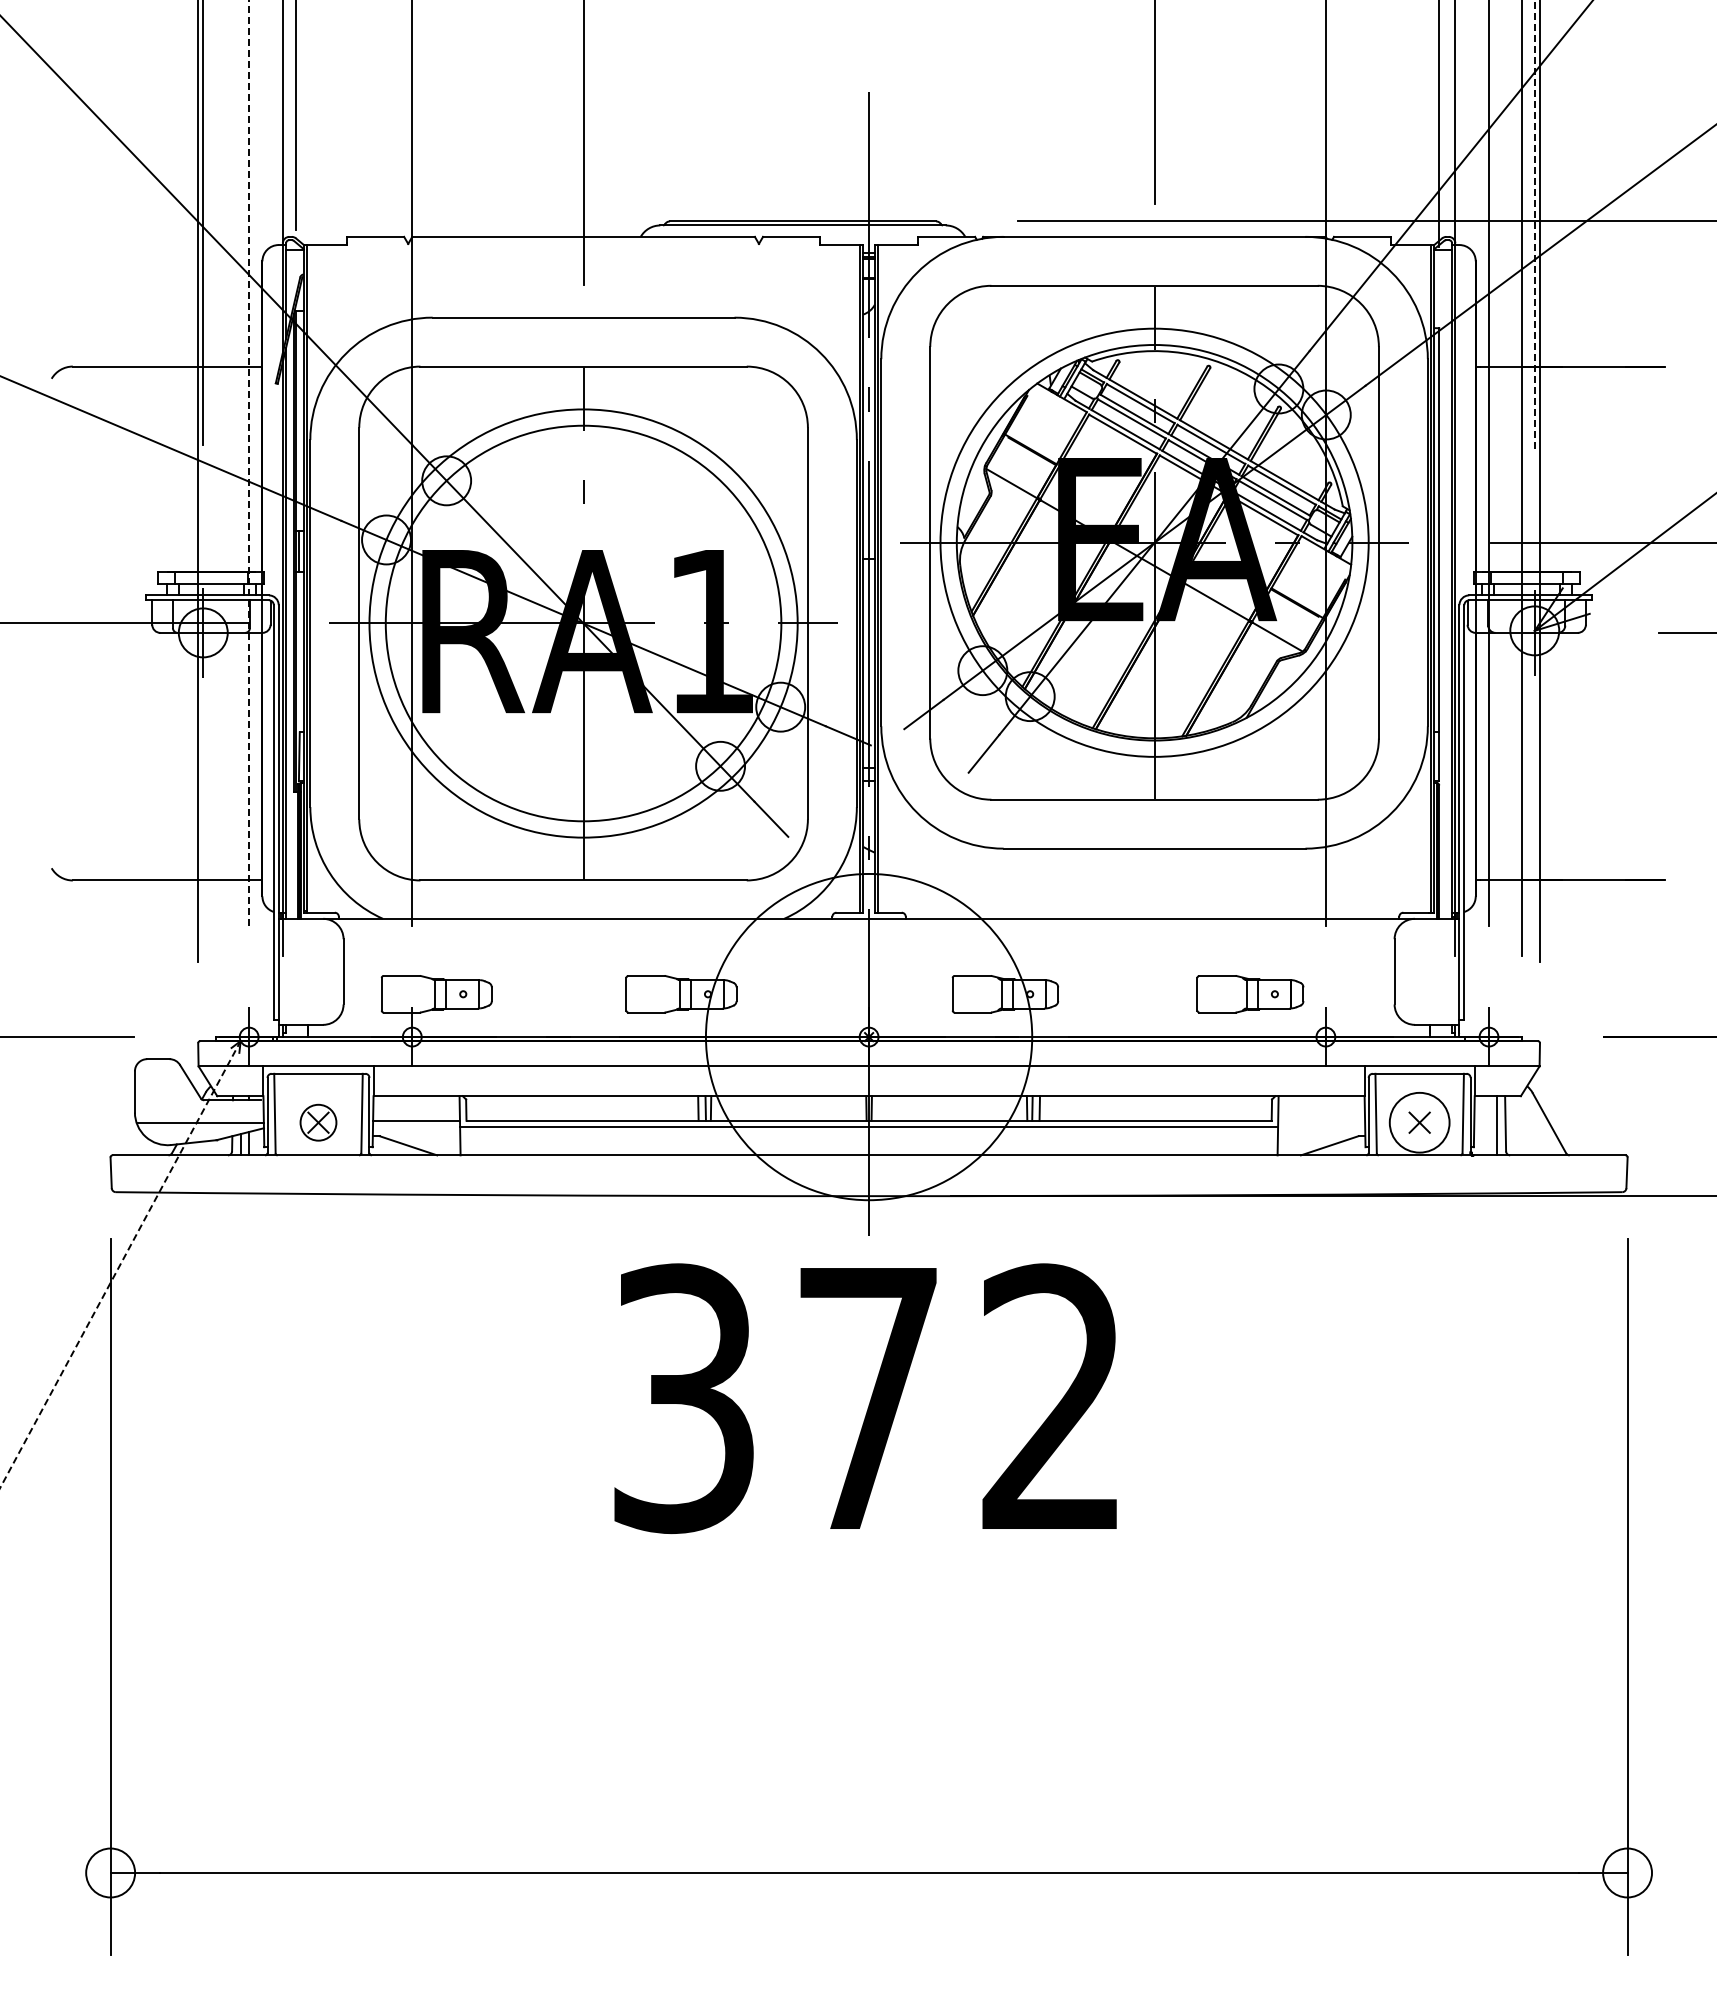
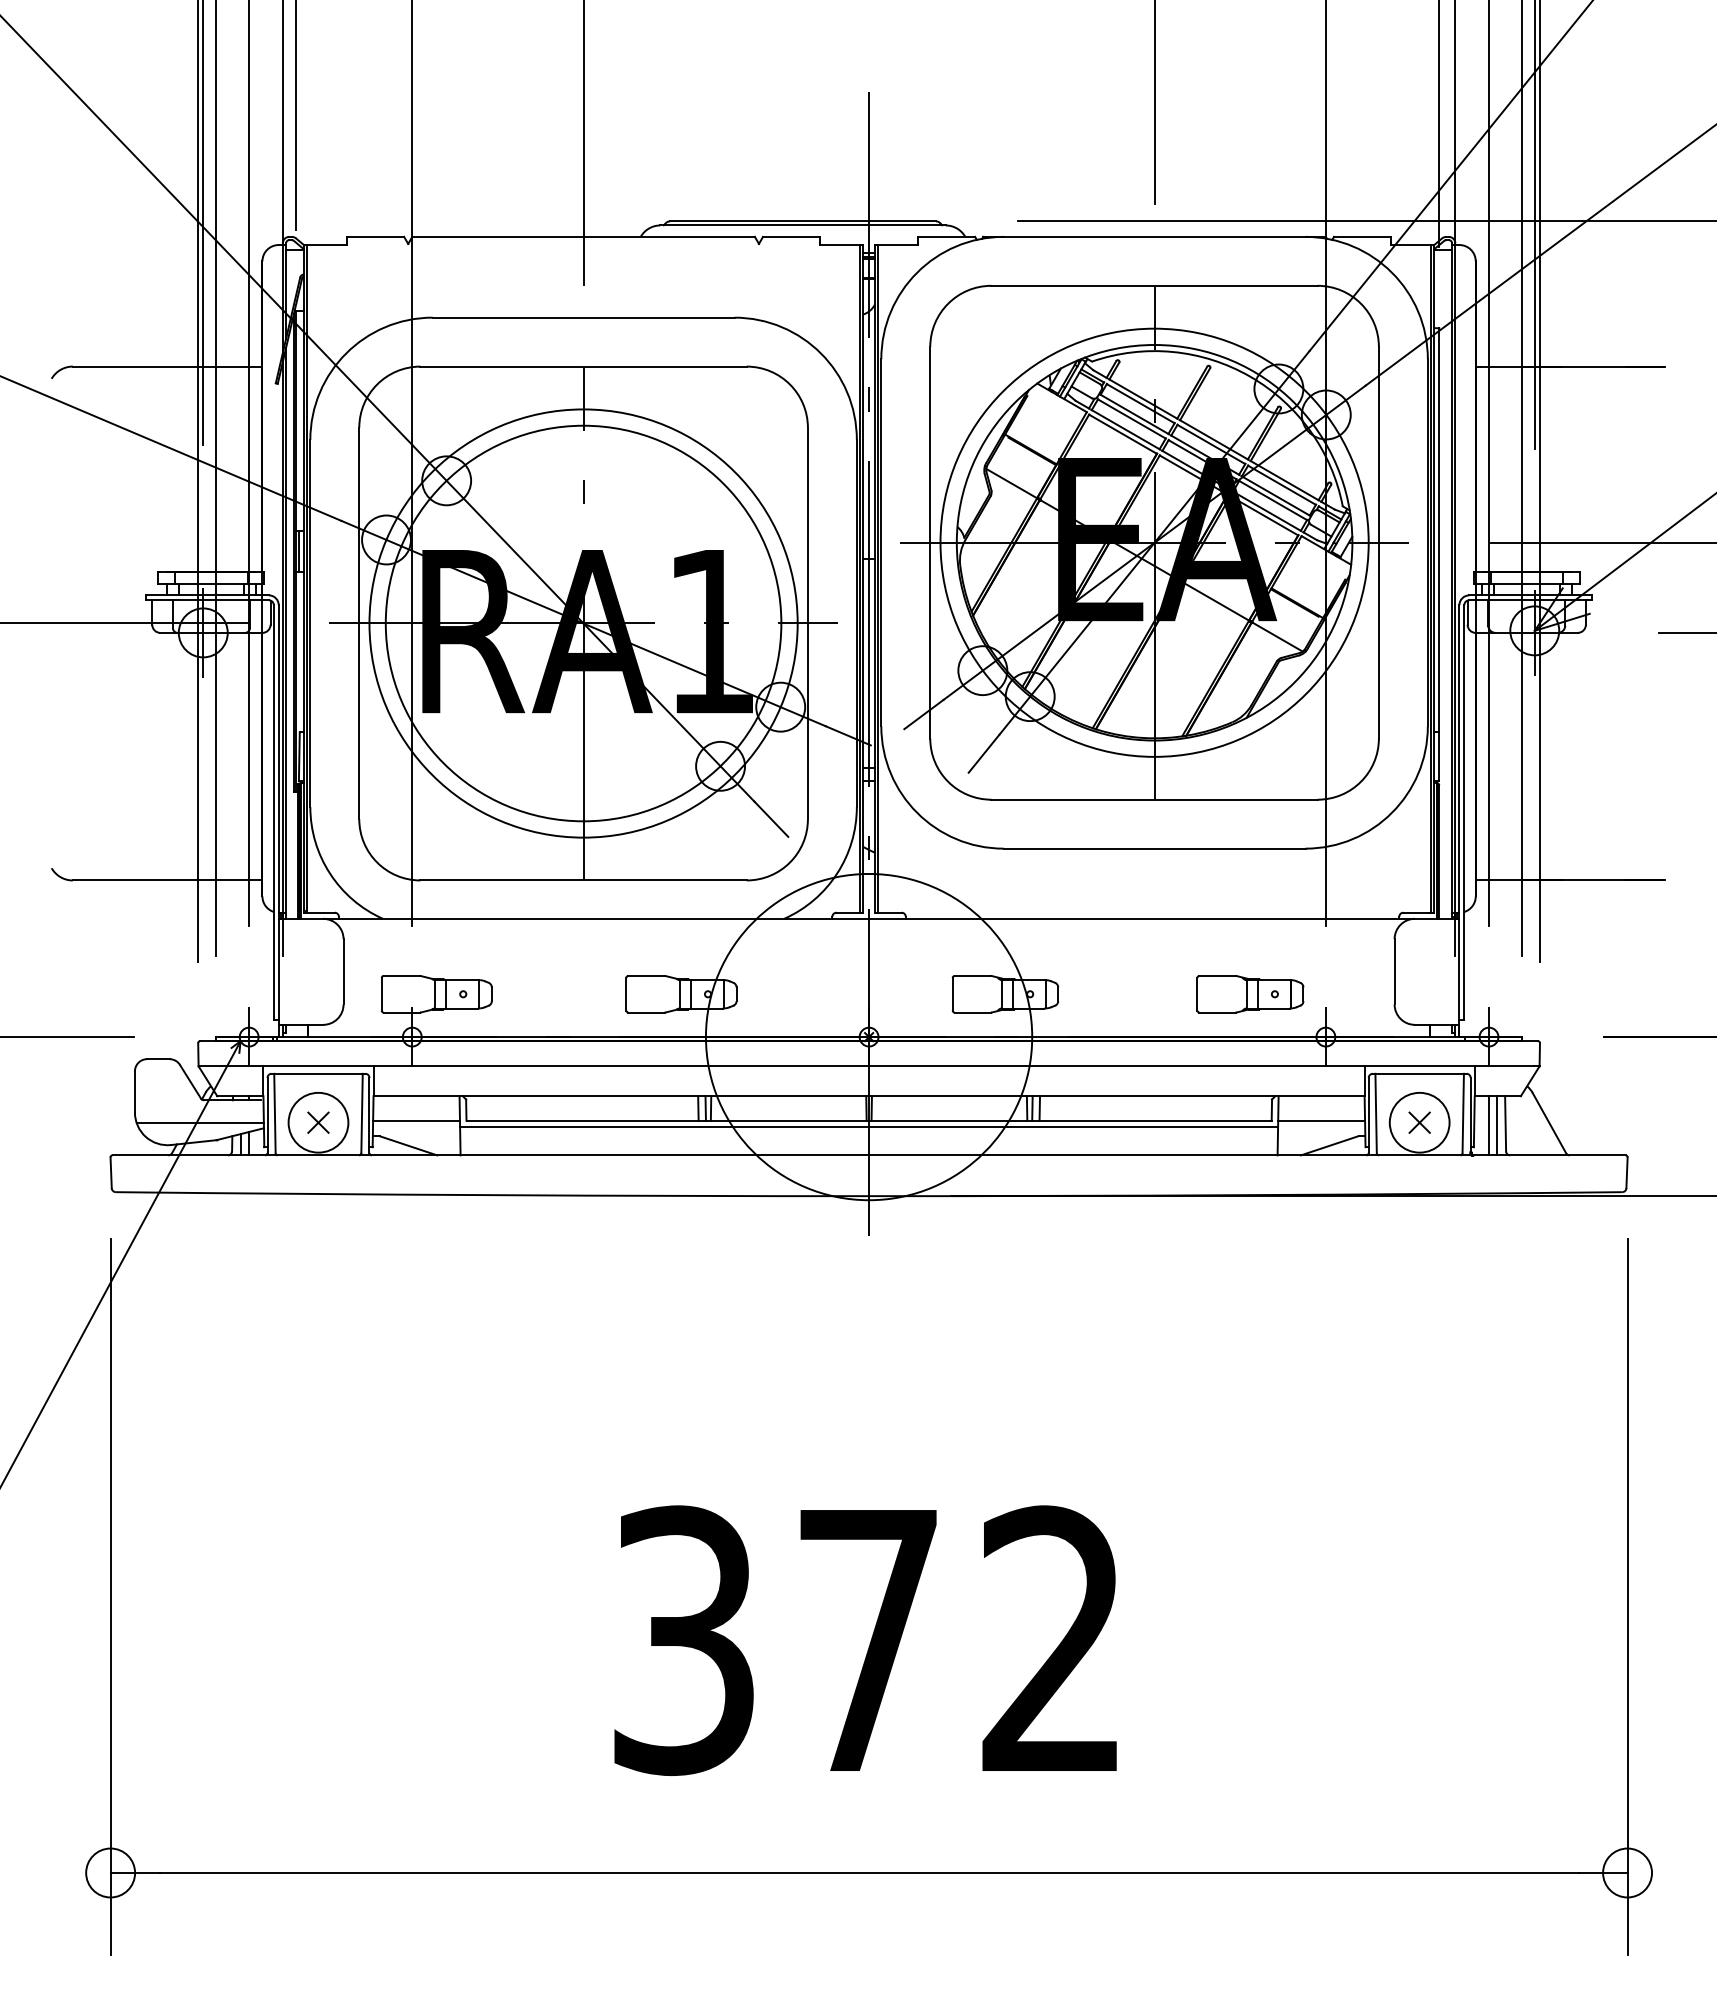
line: dashed -> solid (1534, 224)
line: dashed -> solid (249, 462)
line: none -> present (215, 478)
line: none -> present (1321, 1120)
circle diameter: 36 px -> 60 px (318, 1122)
line: none -> present (1489, 1125)
line: dashed -> solid (120, 1264)
text position: (865, 1398) -> (865, 1640) (865, 1640)
